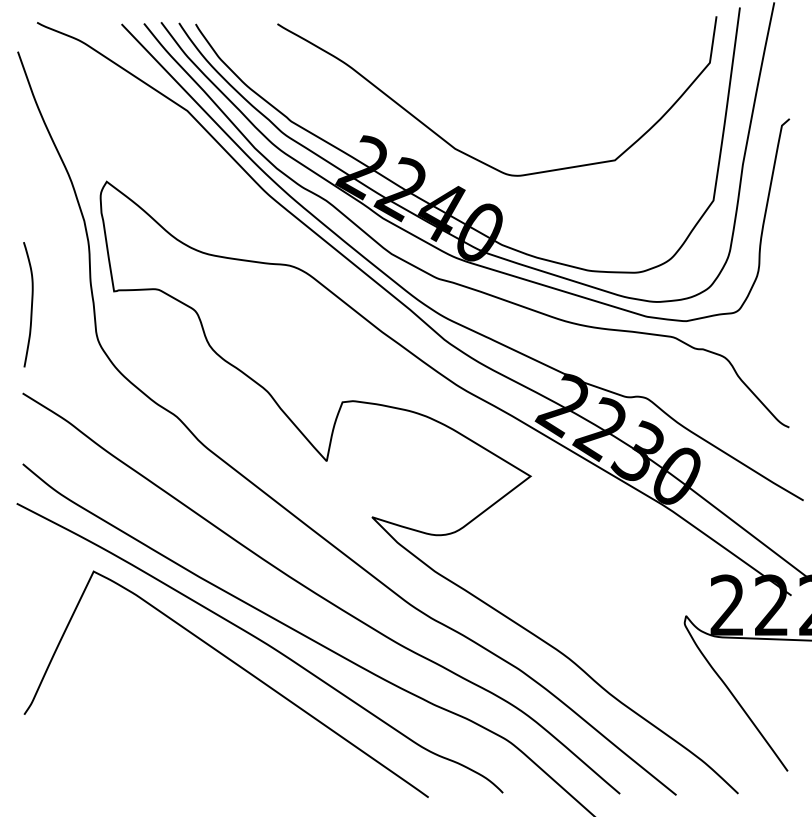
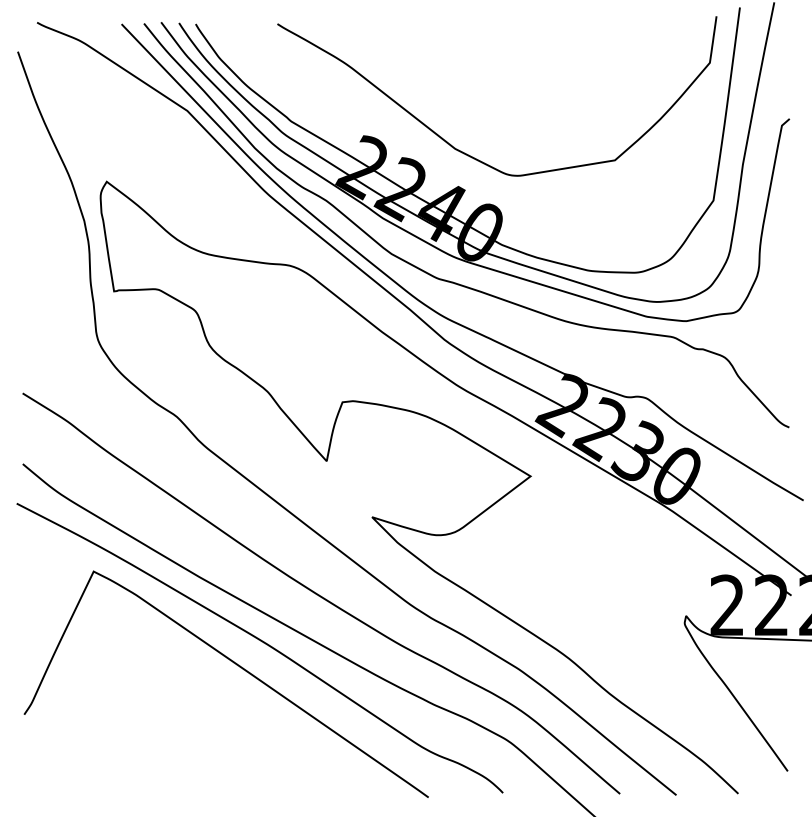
curve: present -> none (31, 304)
